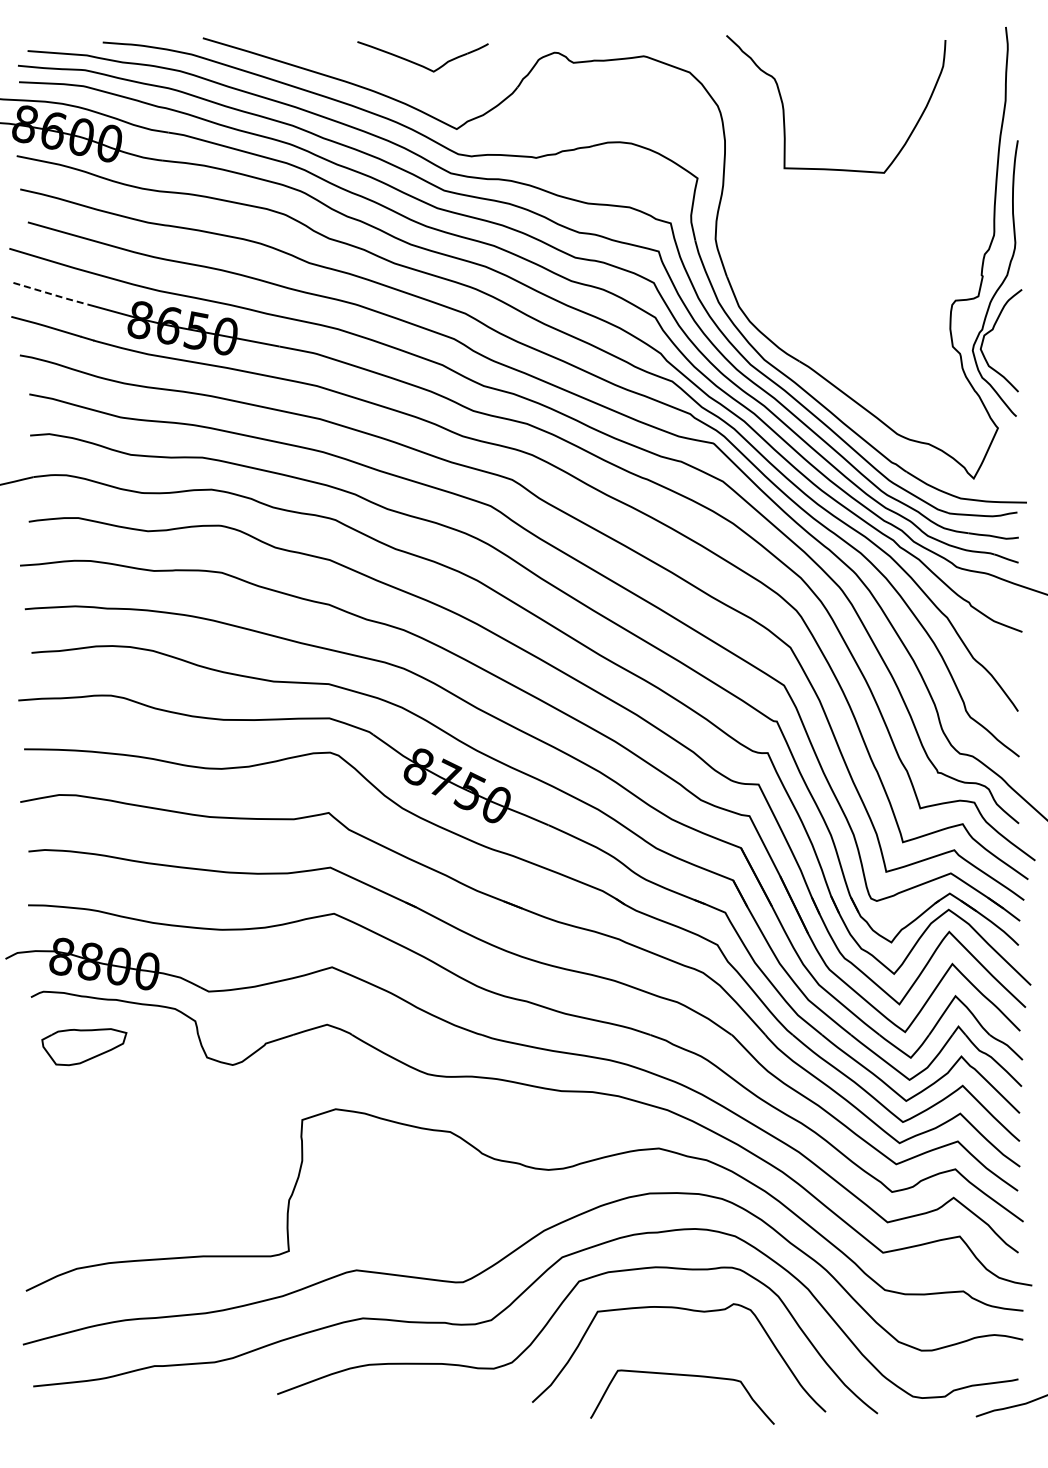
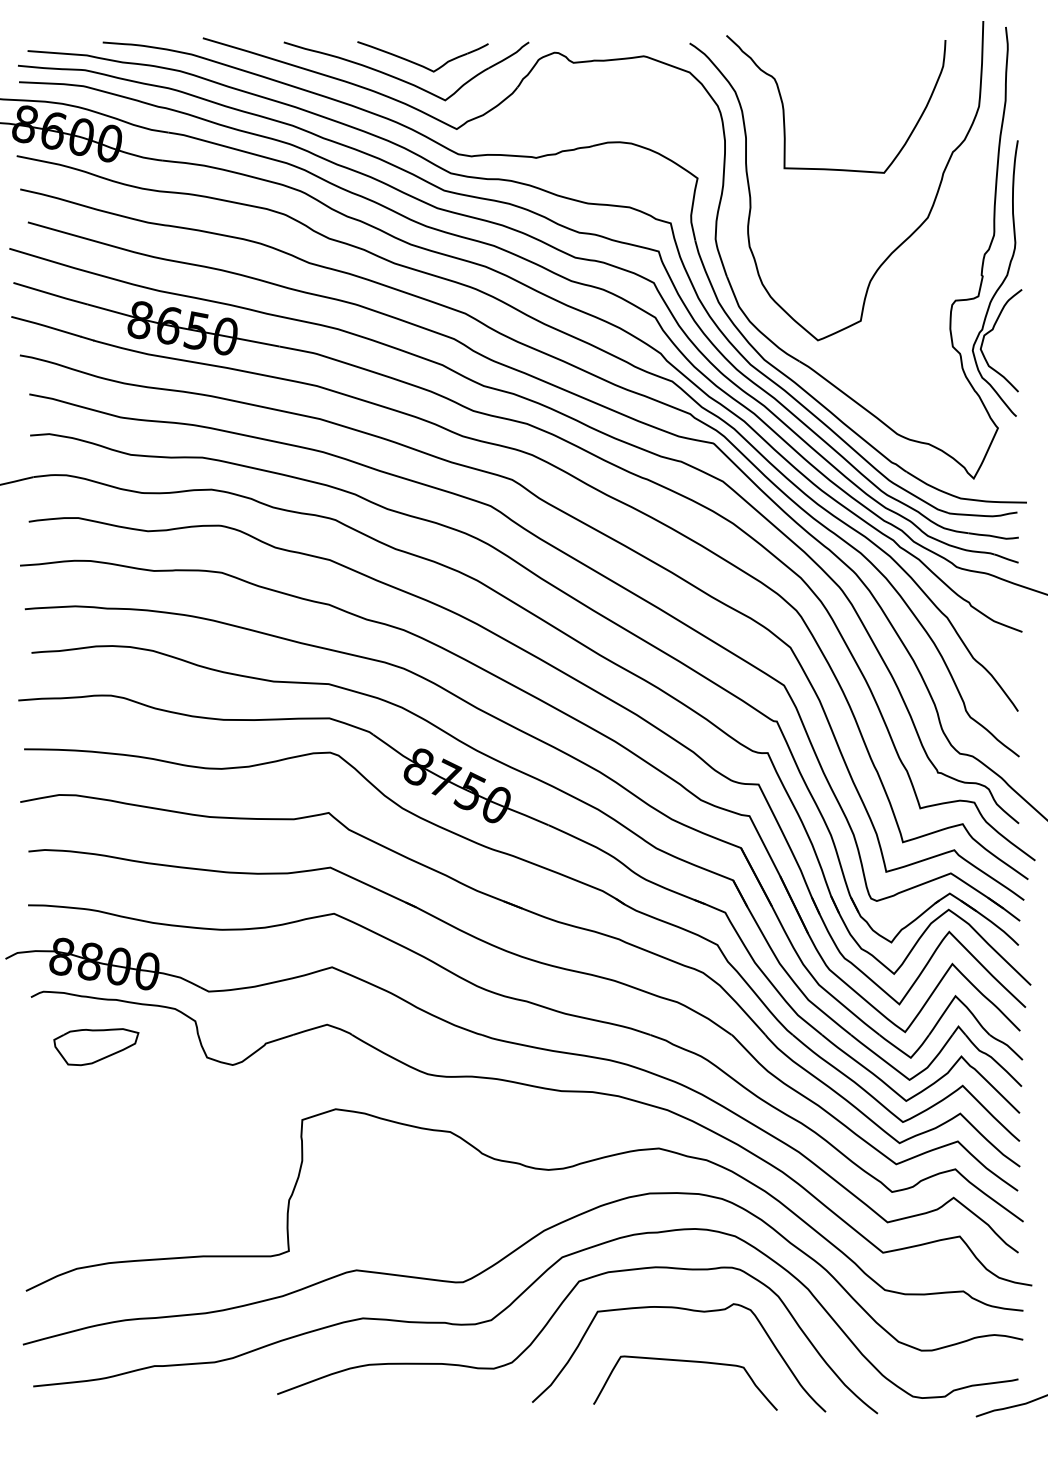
part: none -> present (402, 79)
curve: none -> present (750, 189)
line: dashed -> solid (51, 294)
part position: (84, 1047) -> (96, 1047) (96, 1047)
curve position: (686, 1376) -> (689, 1362) (689, 1362)
